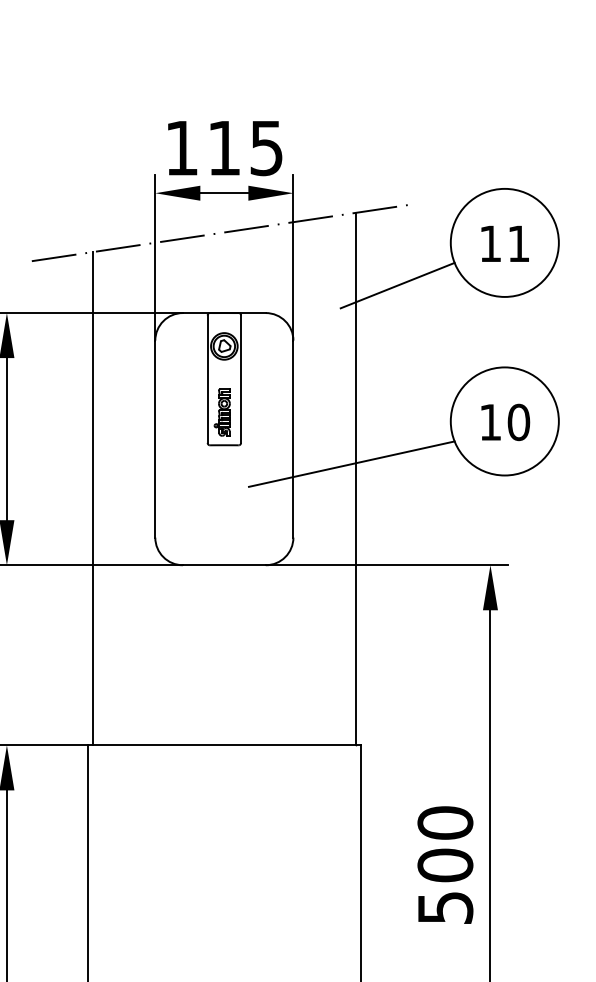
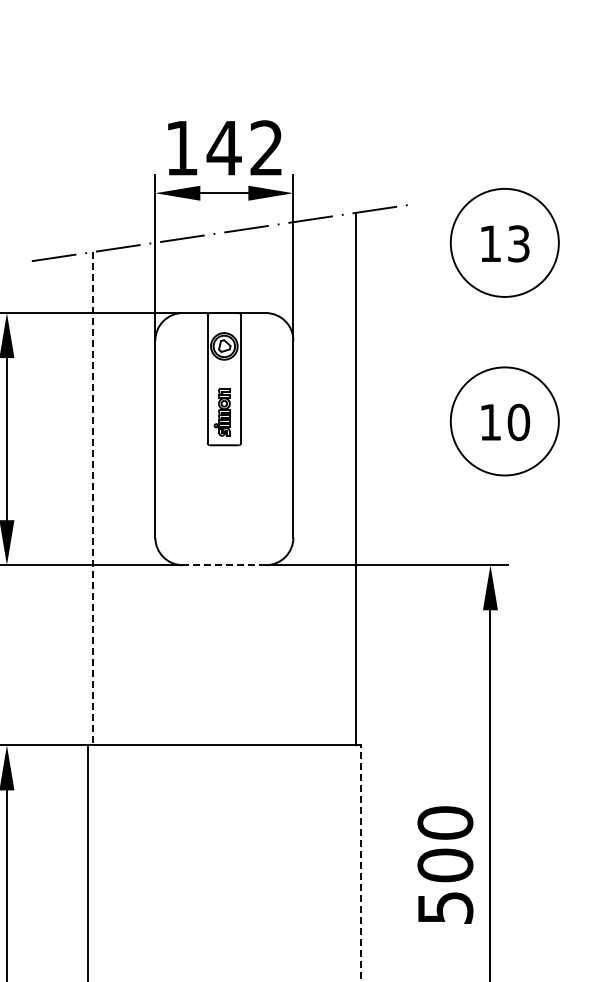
text: 115 -> 142 (244, 148)
text: 11 -> 13 (518, 243)
line: present -> none (397, 285)
line: present -> none (351, 463)
line: solid -> dashed (92, 498)
line: solid -> dashed (223, 565)
line: solid -> dashed (360, 863)
